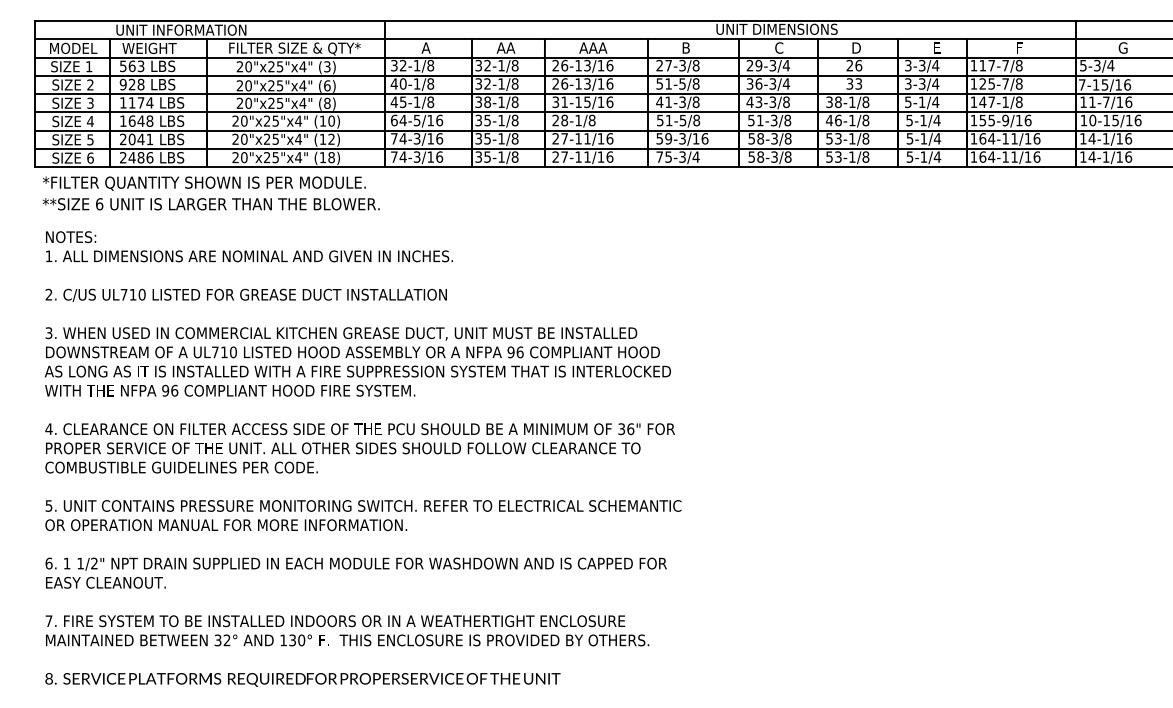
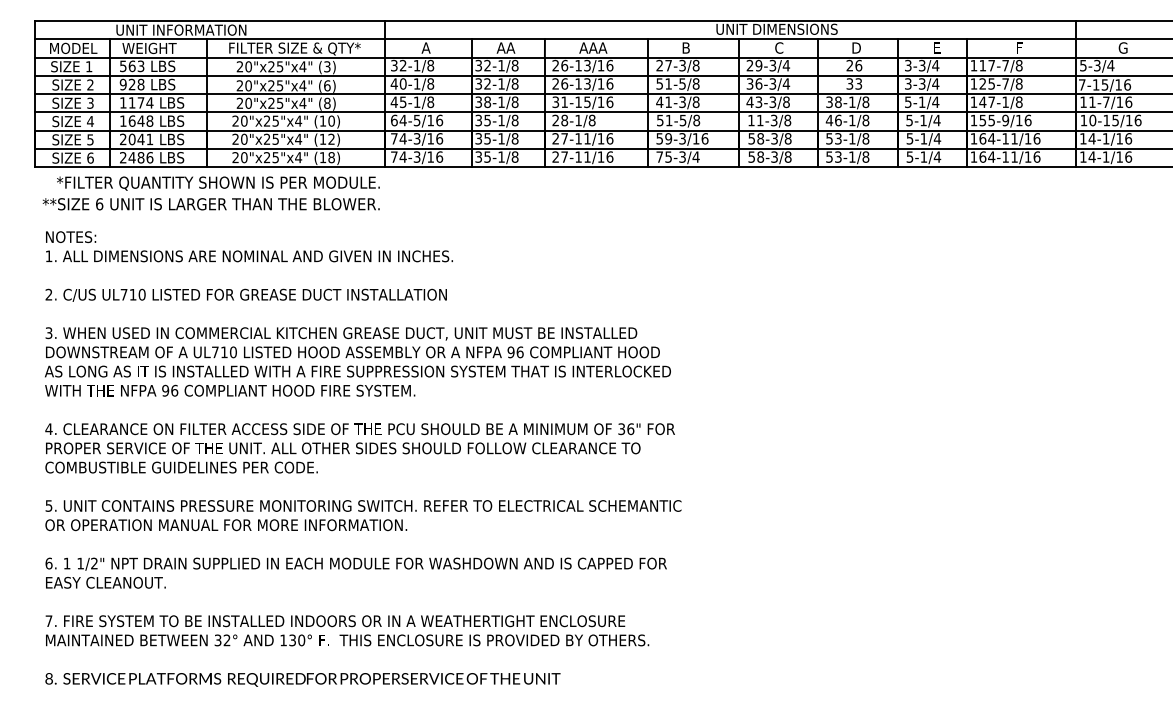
text: 51-3/8 -> 11-3/8 (751, 120)
text position: (204, 183) -> (218, 183) (218, 183)
